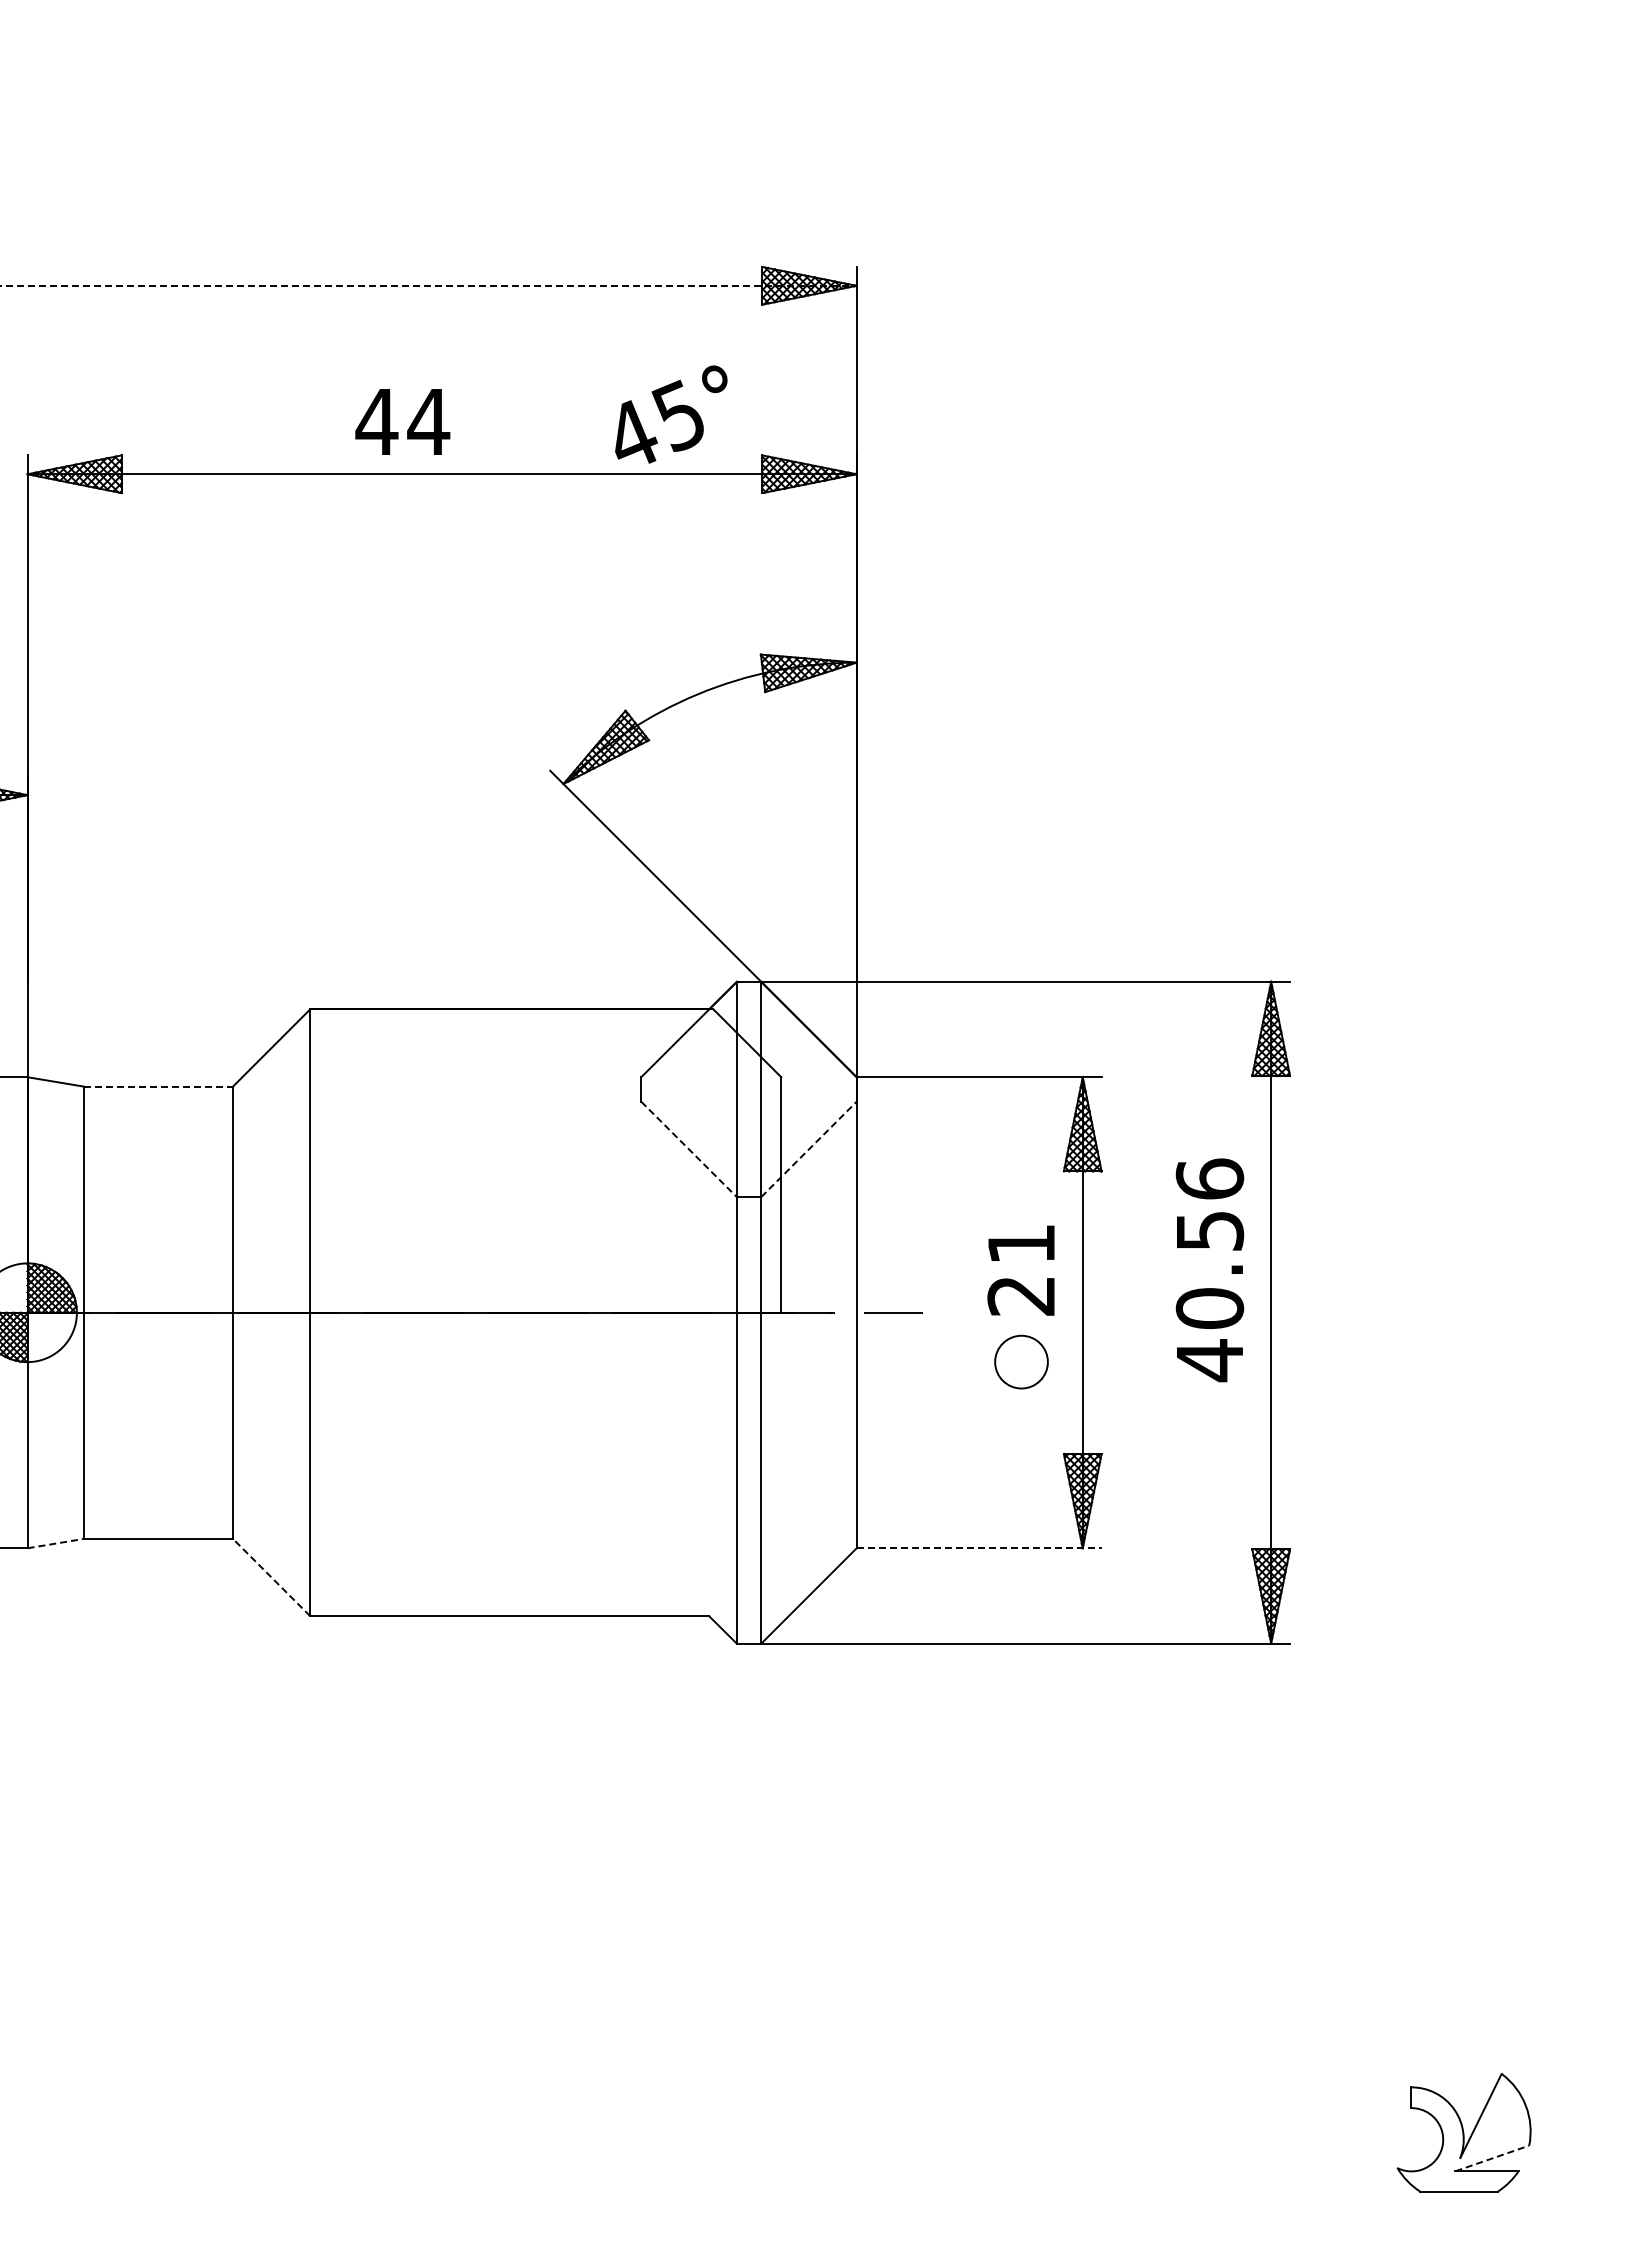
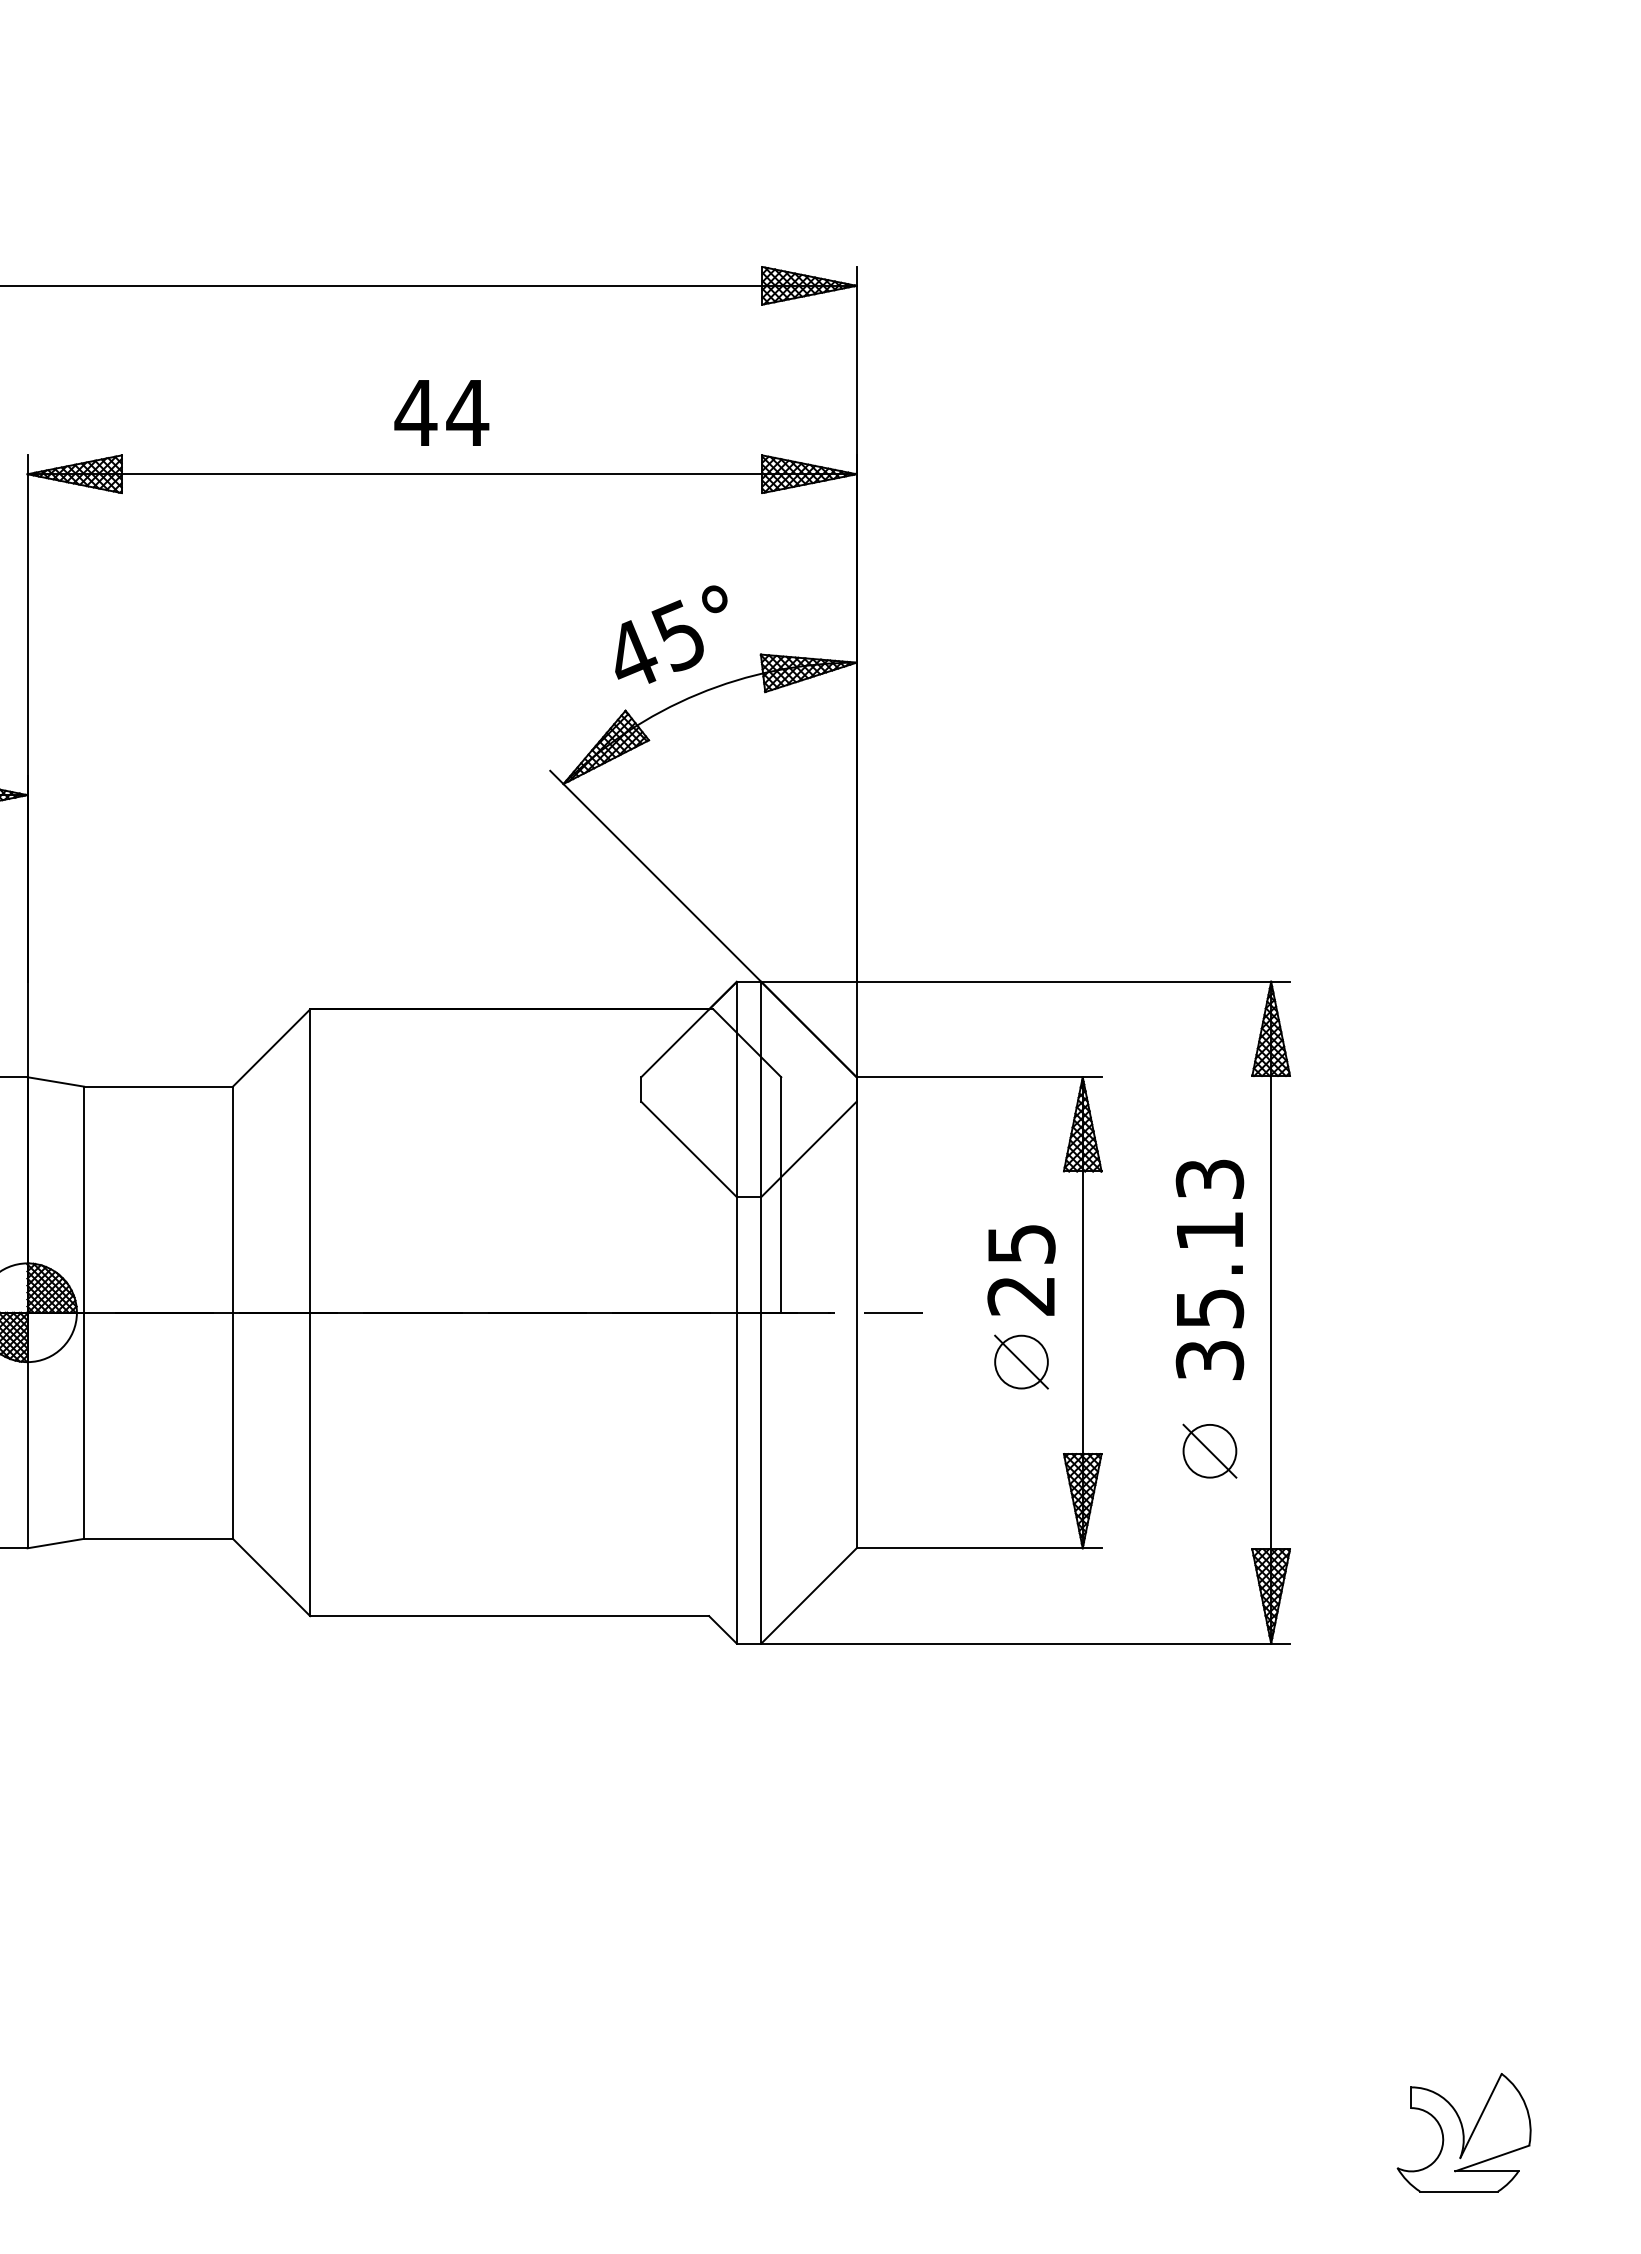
line: dashed -> solid (428, 285)
text position: (671, 414) -> (671, 634) (671, 634)
text position: (402, 421) -> (441, 412) (441, 412)
line: dashed -> solid (159, 1086)
line: dashed -> solid (689, 1149)
line: dashed -> solid (809, 1149)
text: 21 -> 25 (1021, 1244)
text: 40.56 -> 35.13 (1209, 1270)
line: none -> present (1021, 1361)
part: none -> present (1209, 1450)
line: dashed -> solid (55, 1543)
line: dashed -> solid (979, 1548)
line: dashed -> solid (271, 1577)
line: dashed -> solid (1492, 2158)
